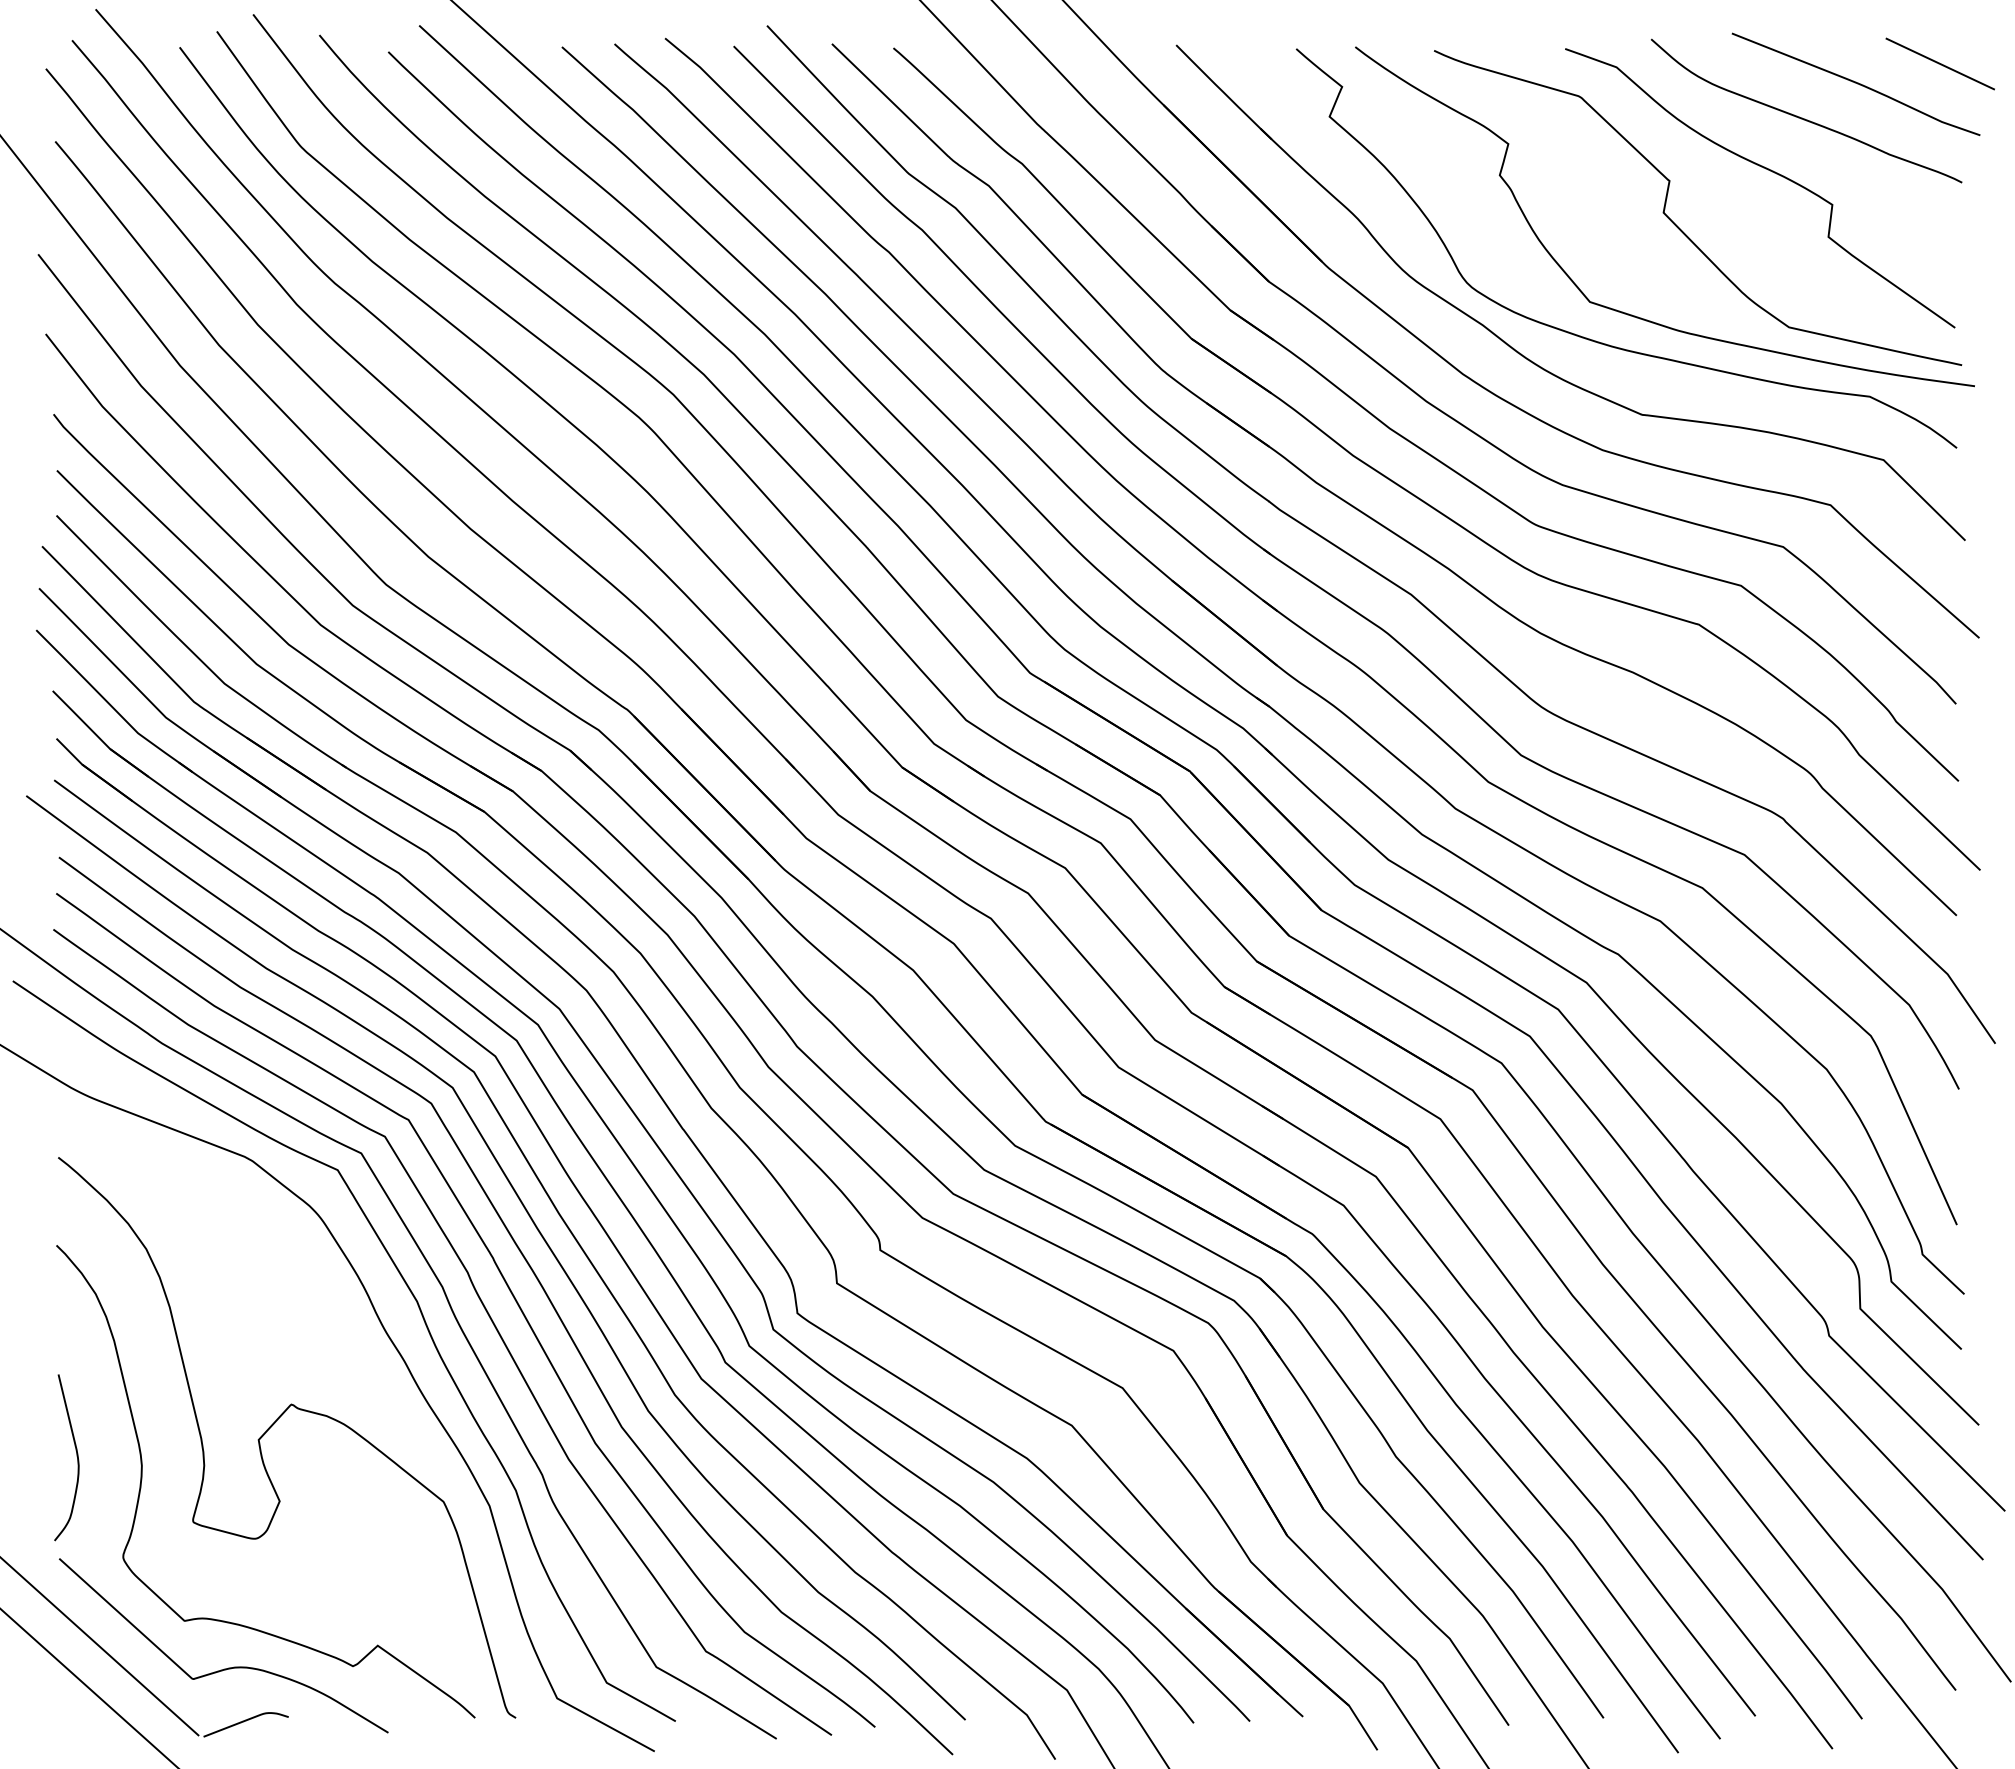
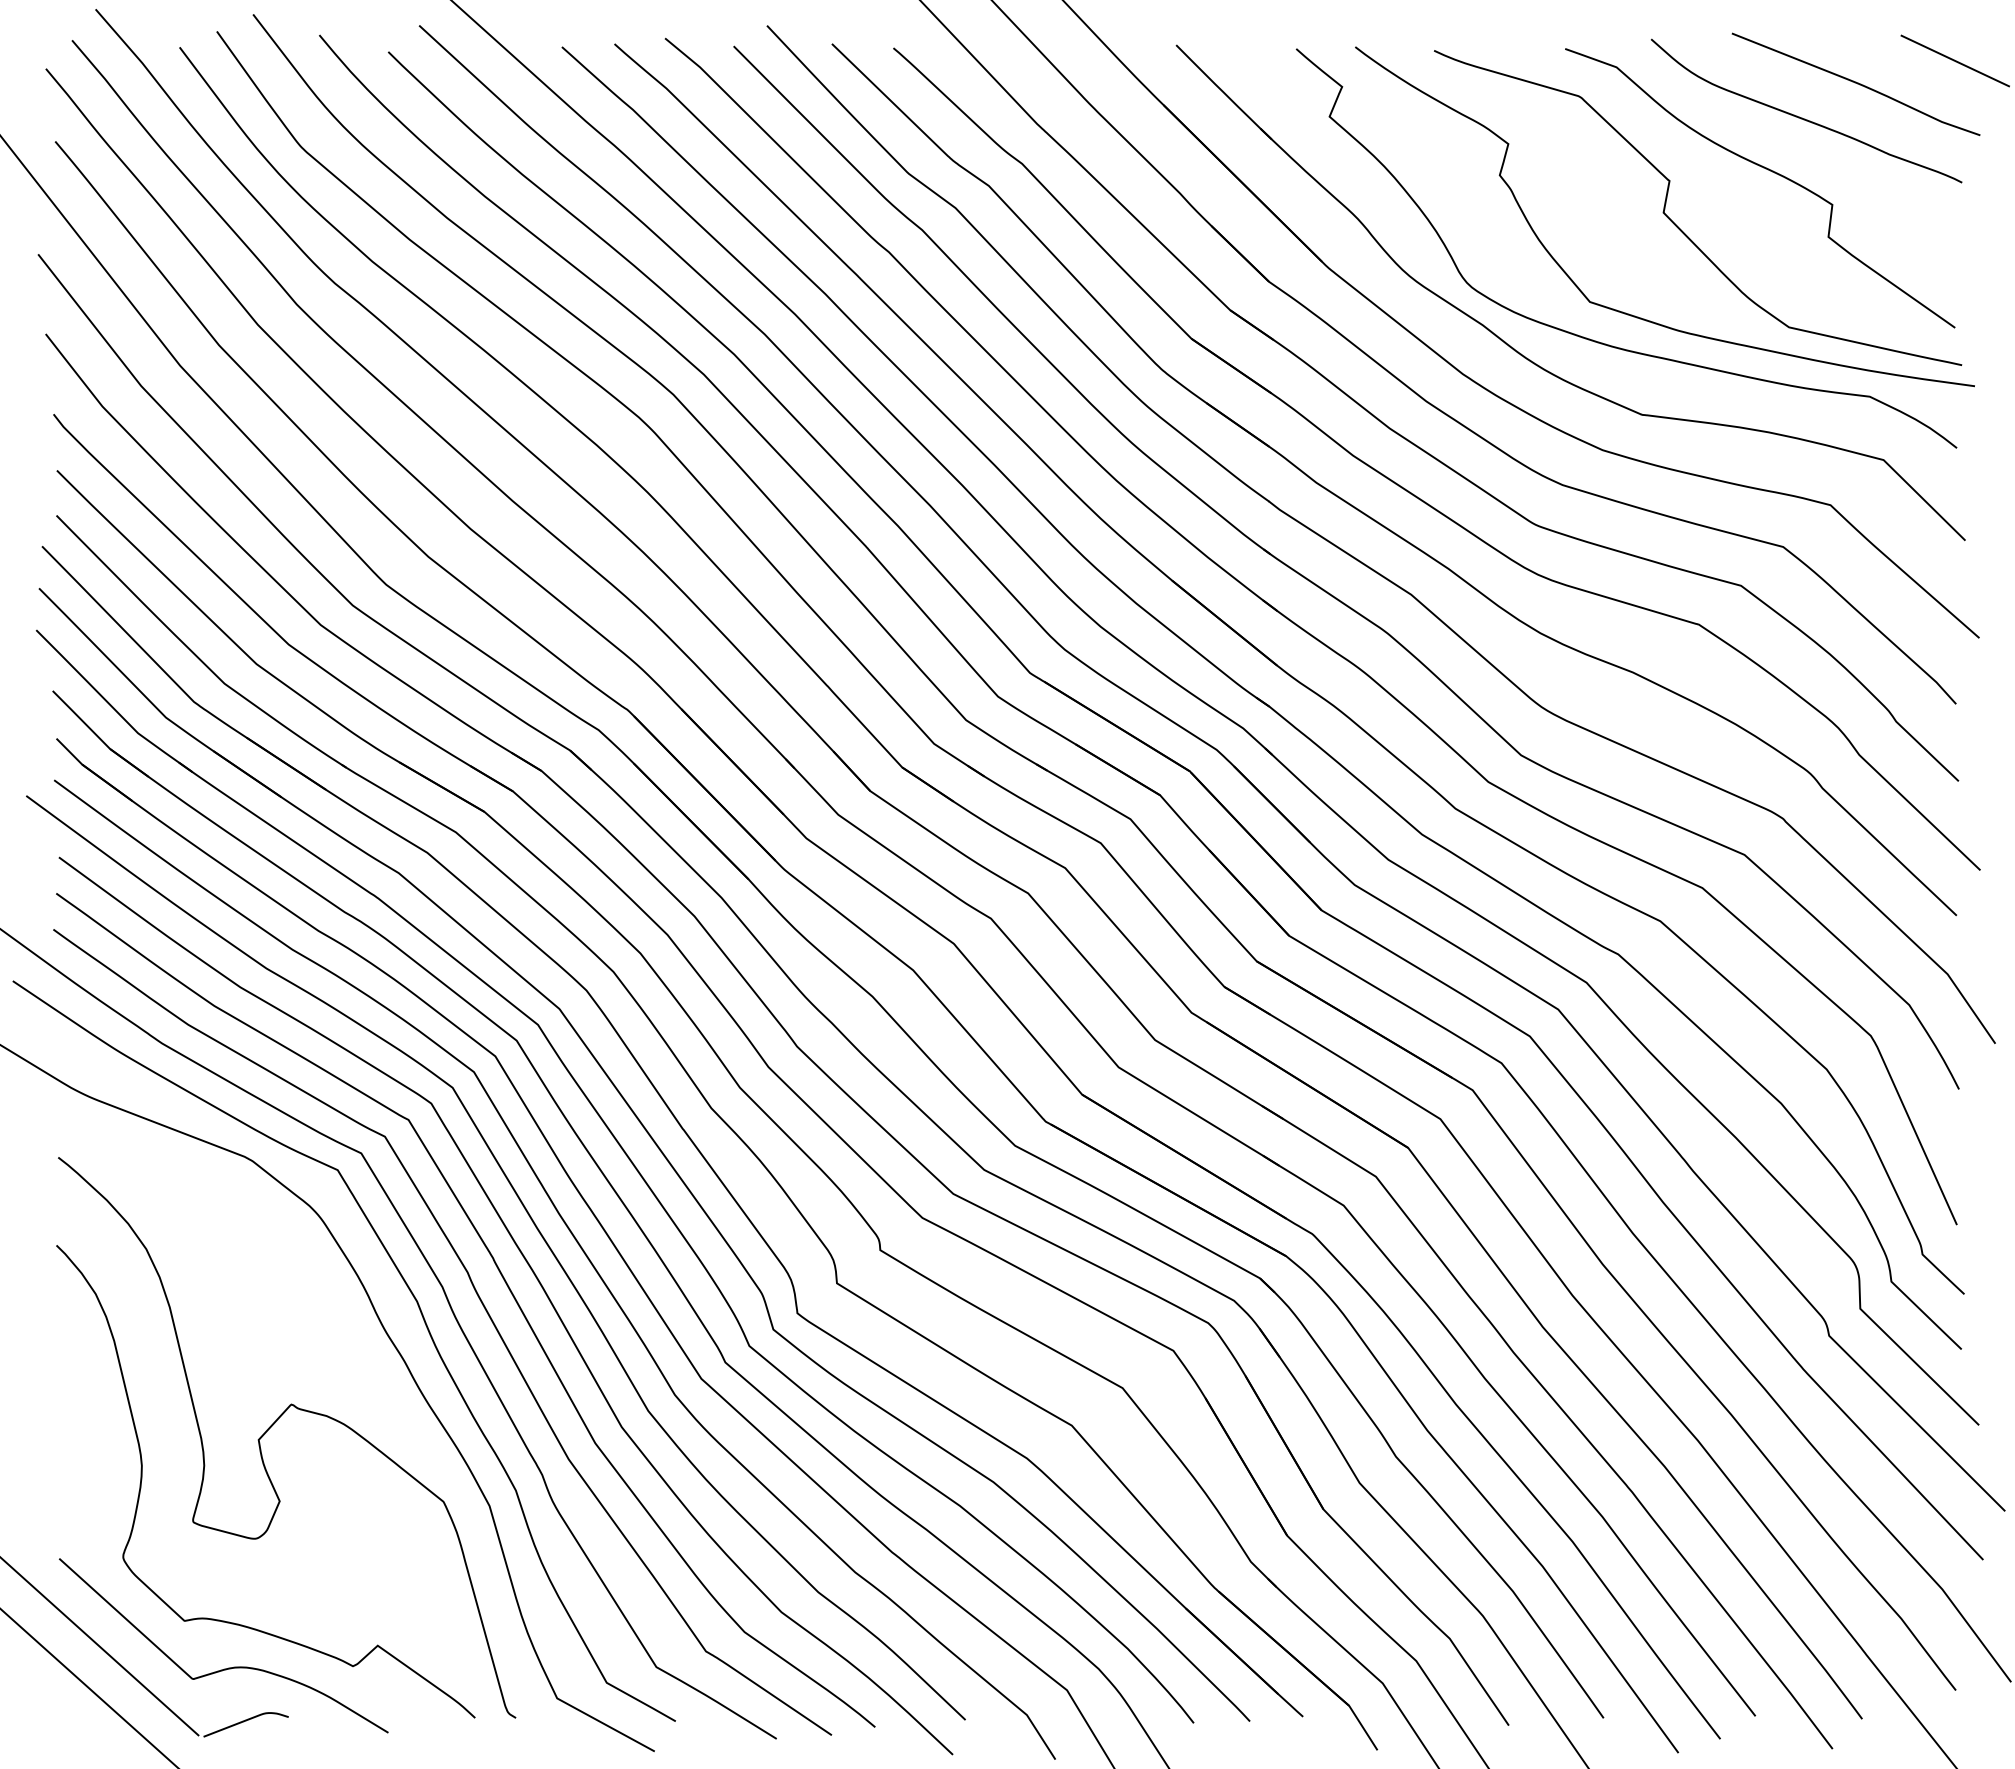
line position: (1939, 63) -> (1954, 60) (1954, 60)
curve: present -> none (76, 1456)
